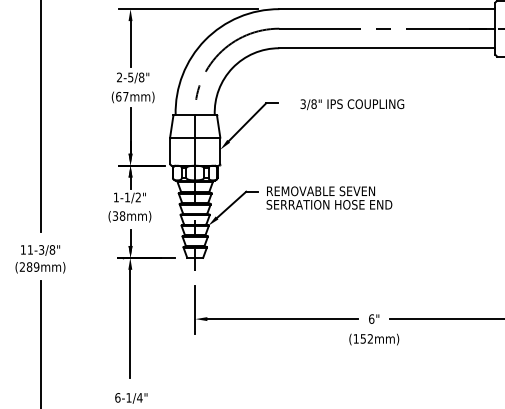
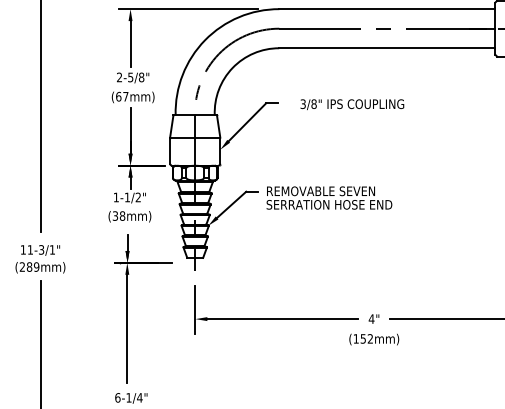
text: 11-3/8" -> 11-3/1" (52, 249)
part position: (130, 303) -> (127, 308) (127, 308)
text: 6" -> 4" (371, 318)
